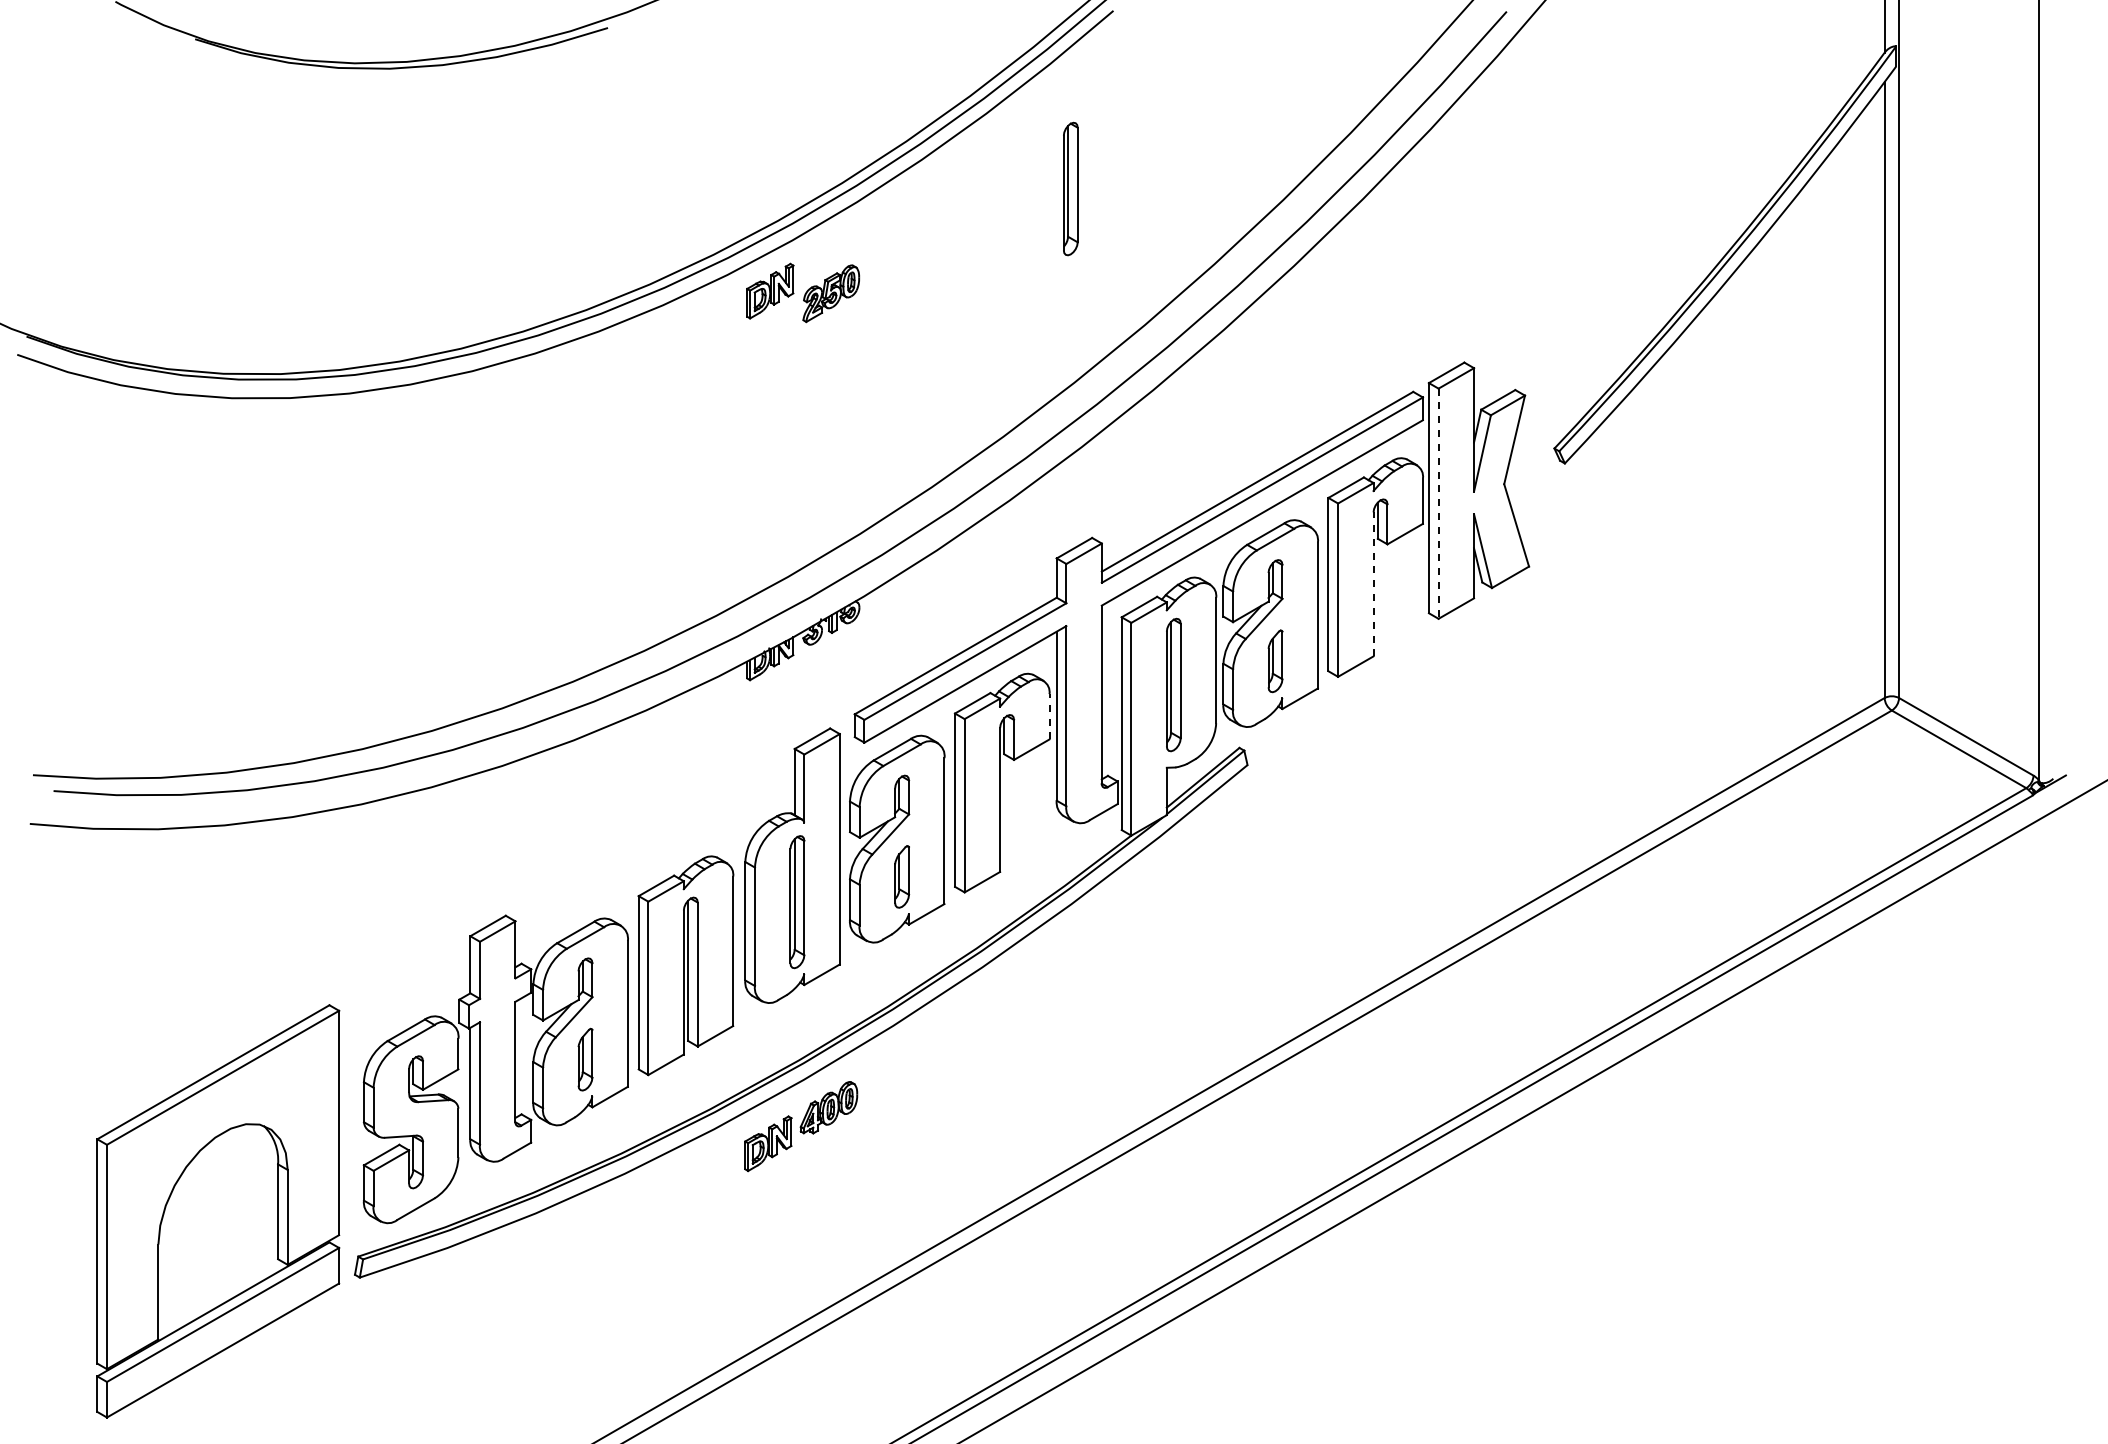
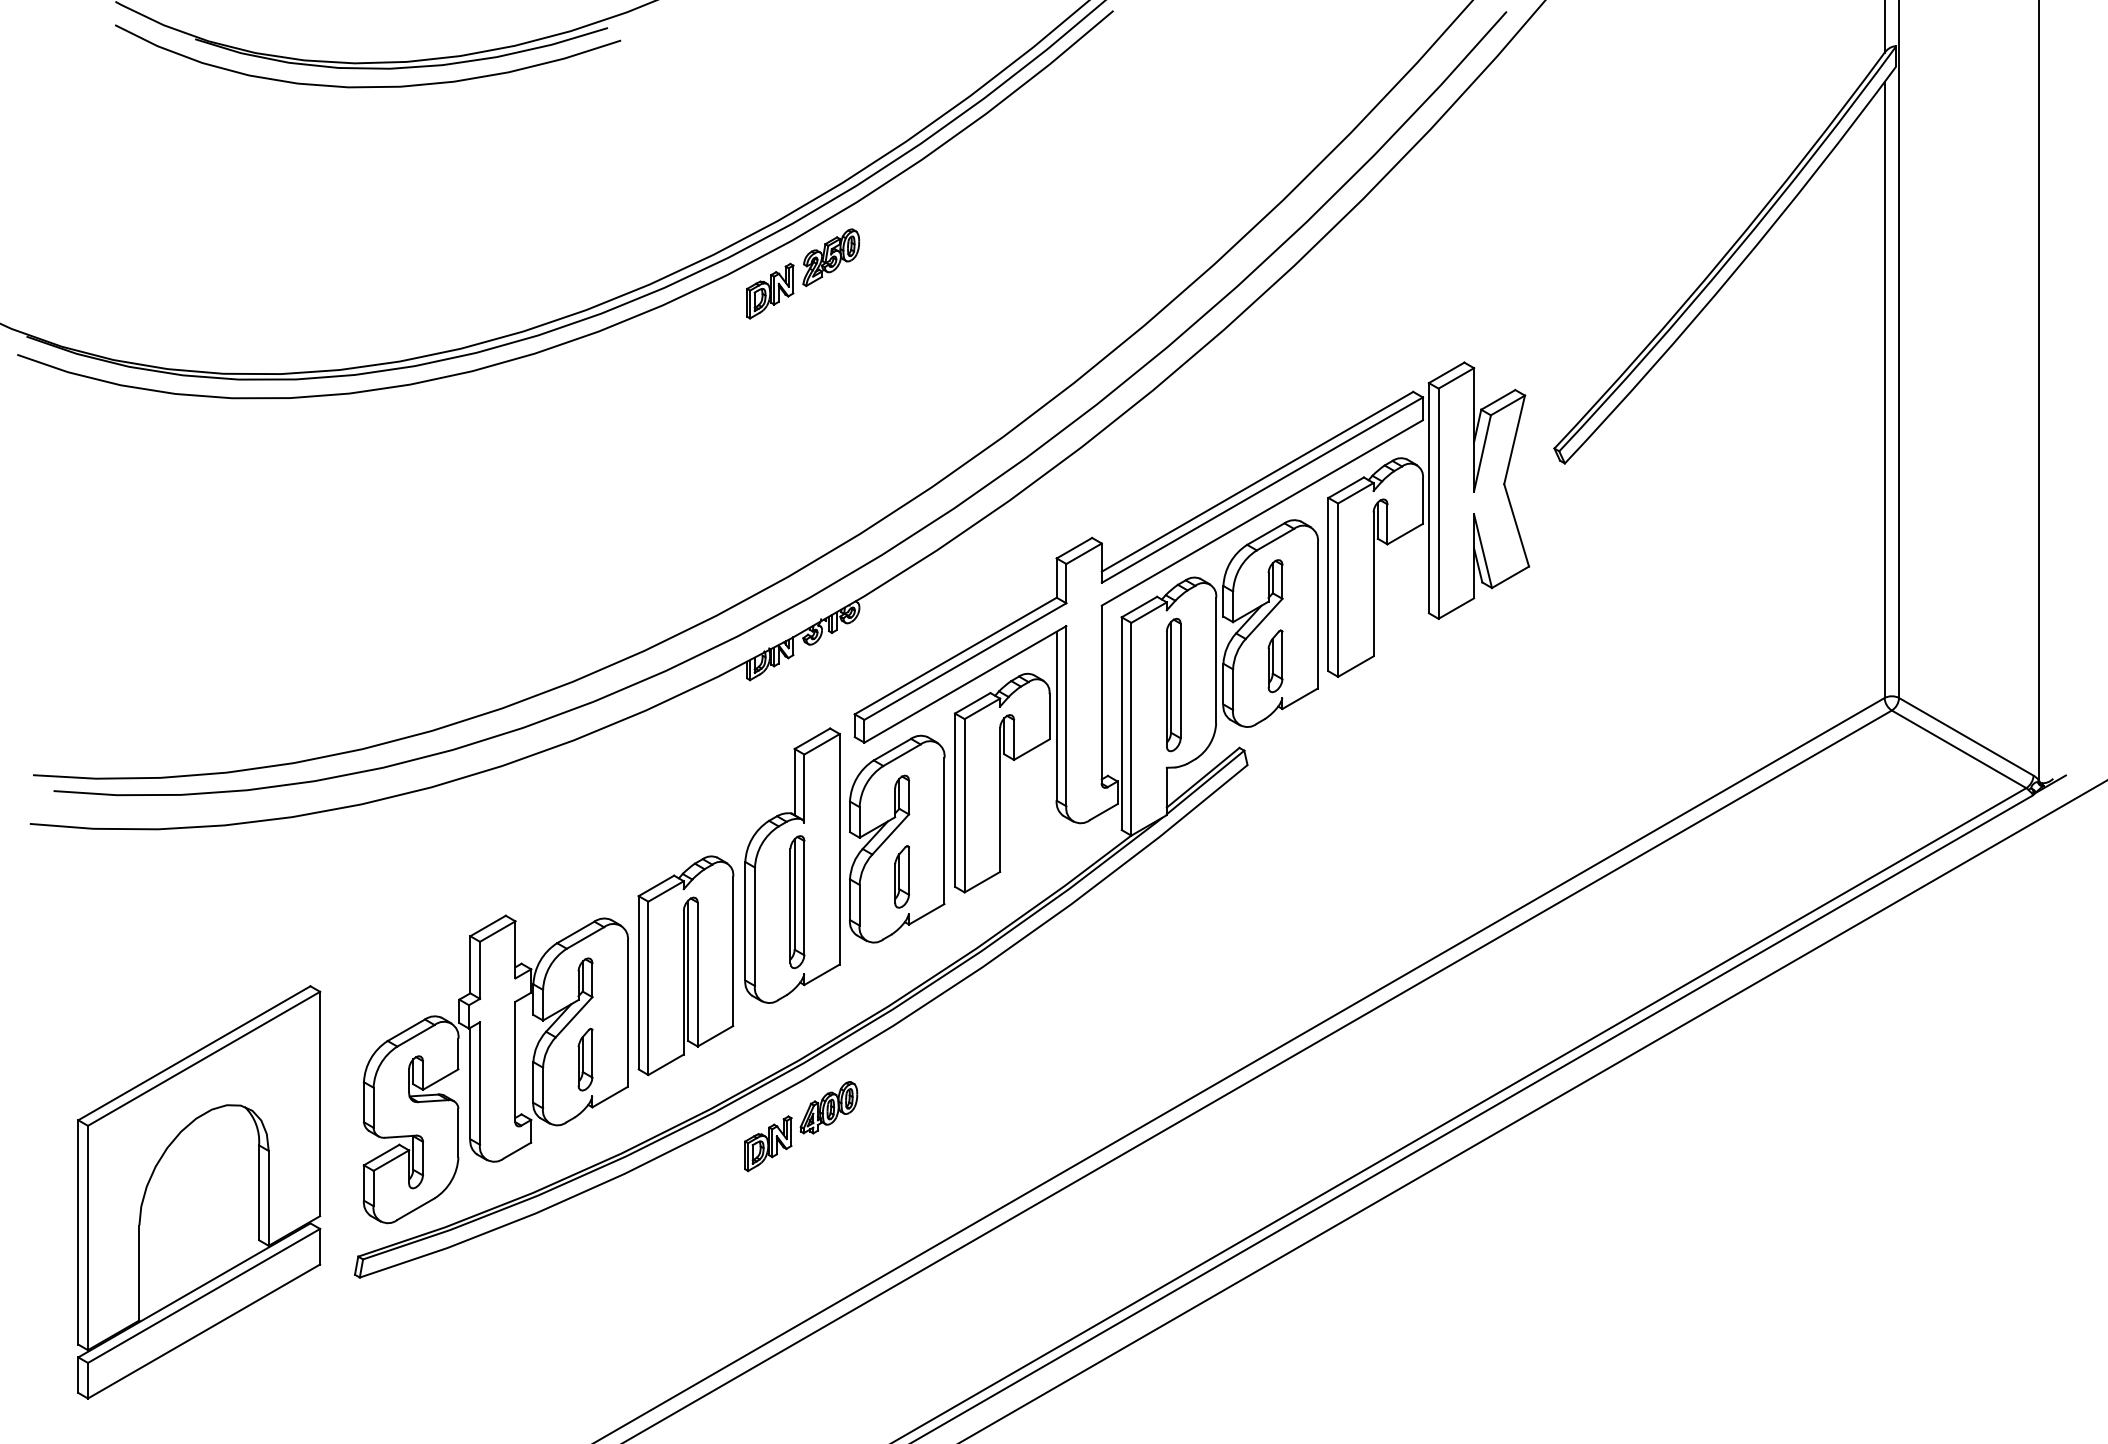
curve: none -> present (368, 86)
part: present -> none (1070, 188)
part position: (831, 293) -> (831, 257) (831, 257)
line: dashed -> solid (1438, 504)
line: dashed -> solid (1373, 584)
line: dashed -> solid (1049, 716)
part position: (218, 1211) -> (199, 1192) (199, 1192)
